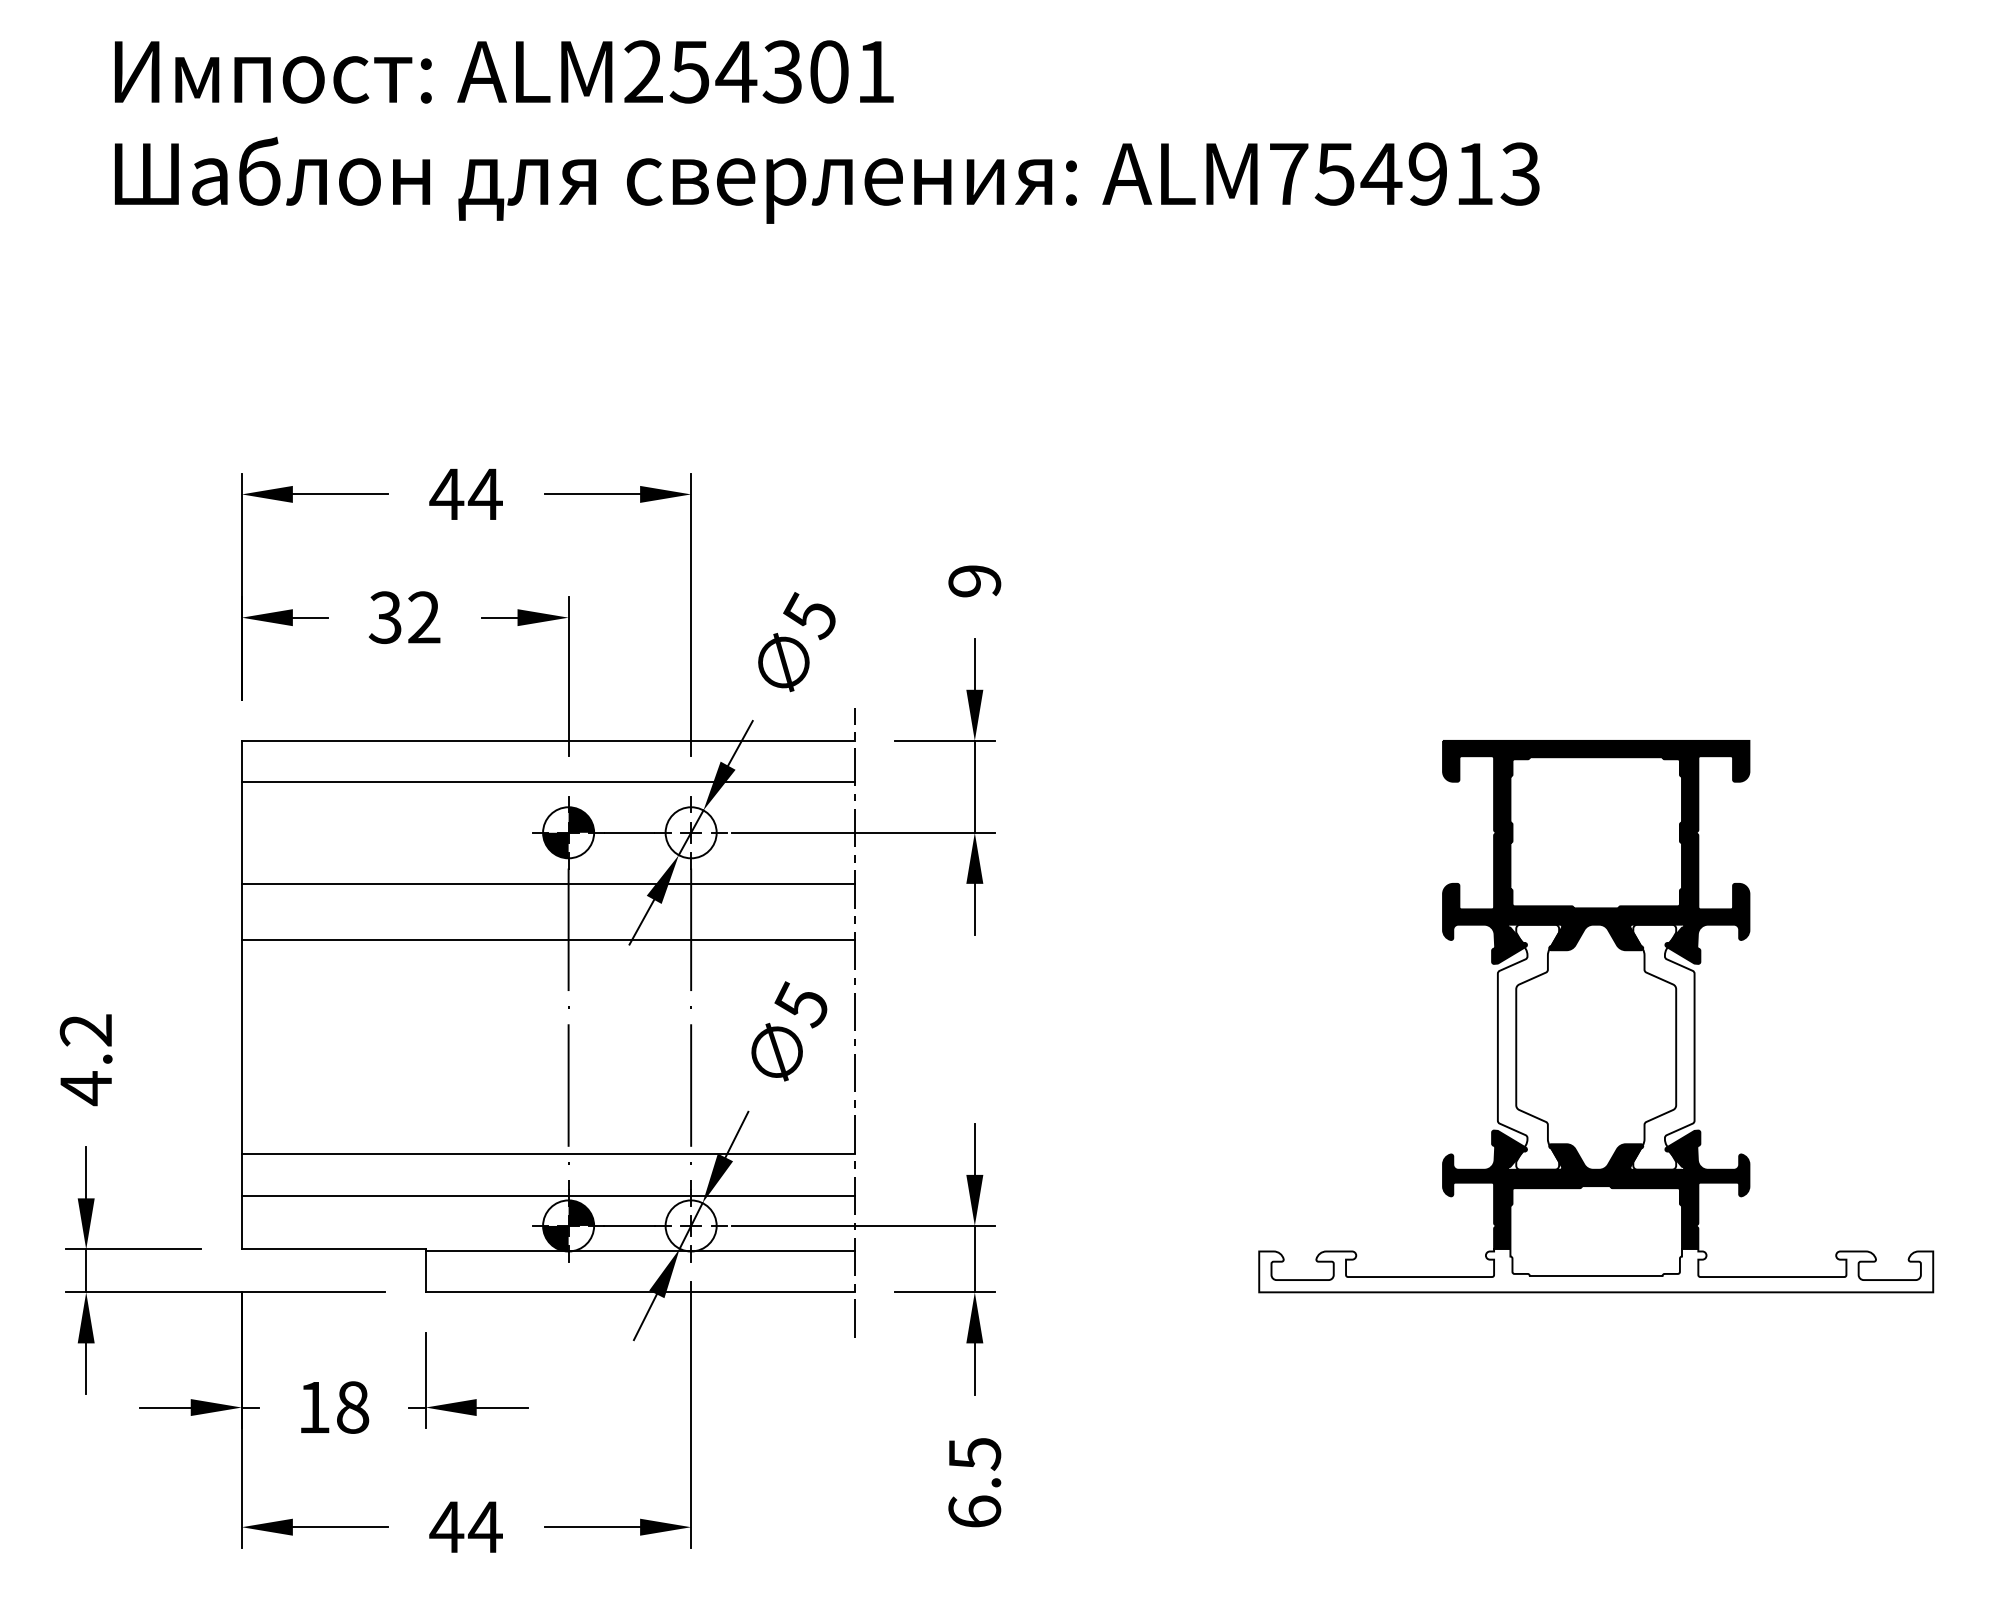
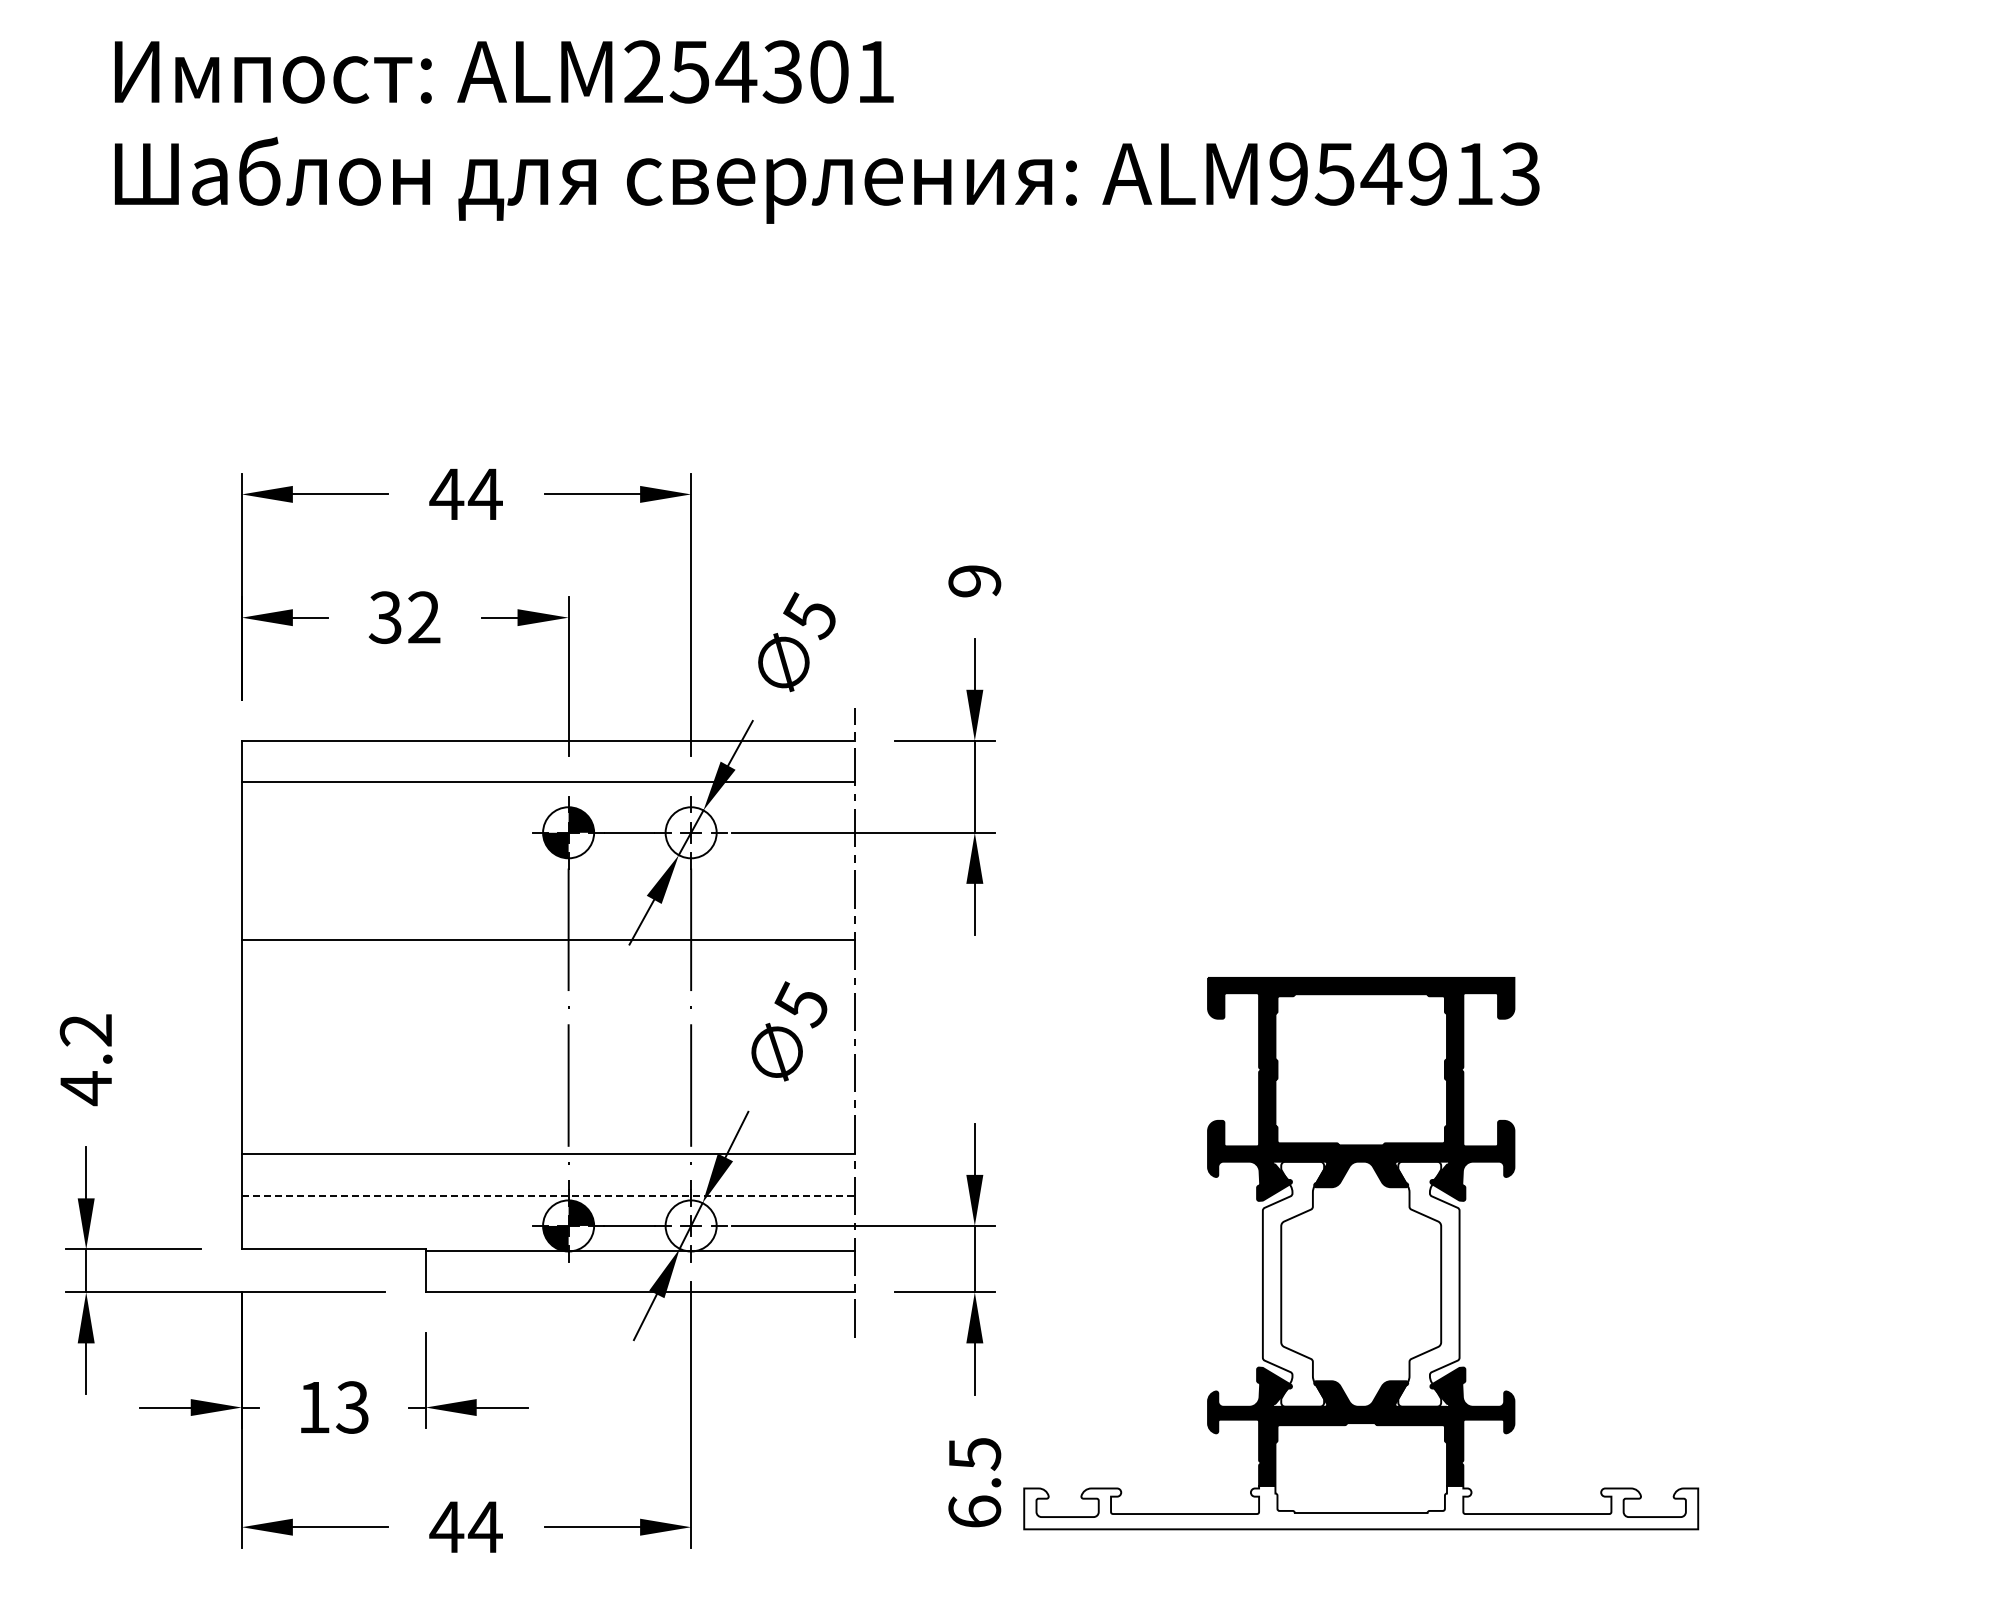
text: ALM754913 -> ALM954913 (1288, 173)
line: present -> none (547, 883)
part position: (1596, 1016) -> (1361, 1253) (1361, 1253)
line: solid -> dashed (548, 1195)
text: 18 -> 13 (352, 1407)
